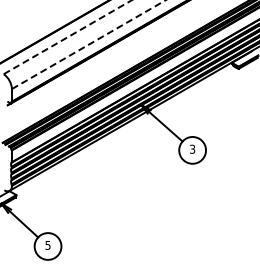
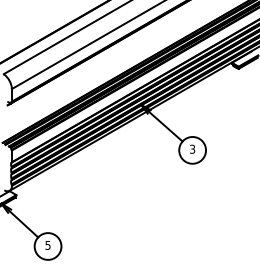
line: dashed -> solid (67, 37)
line: dashed -> solid (89, 44)
